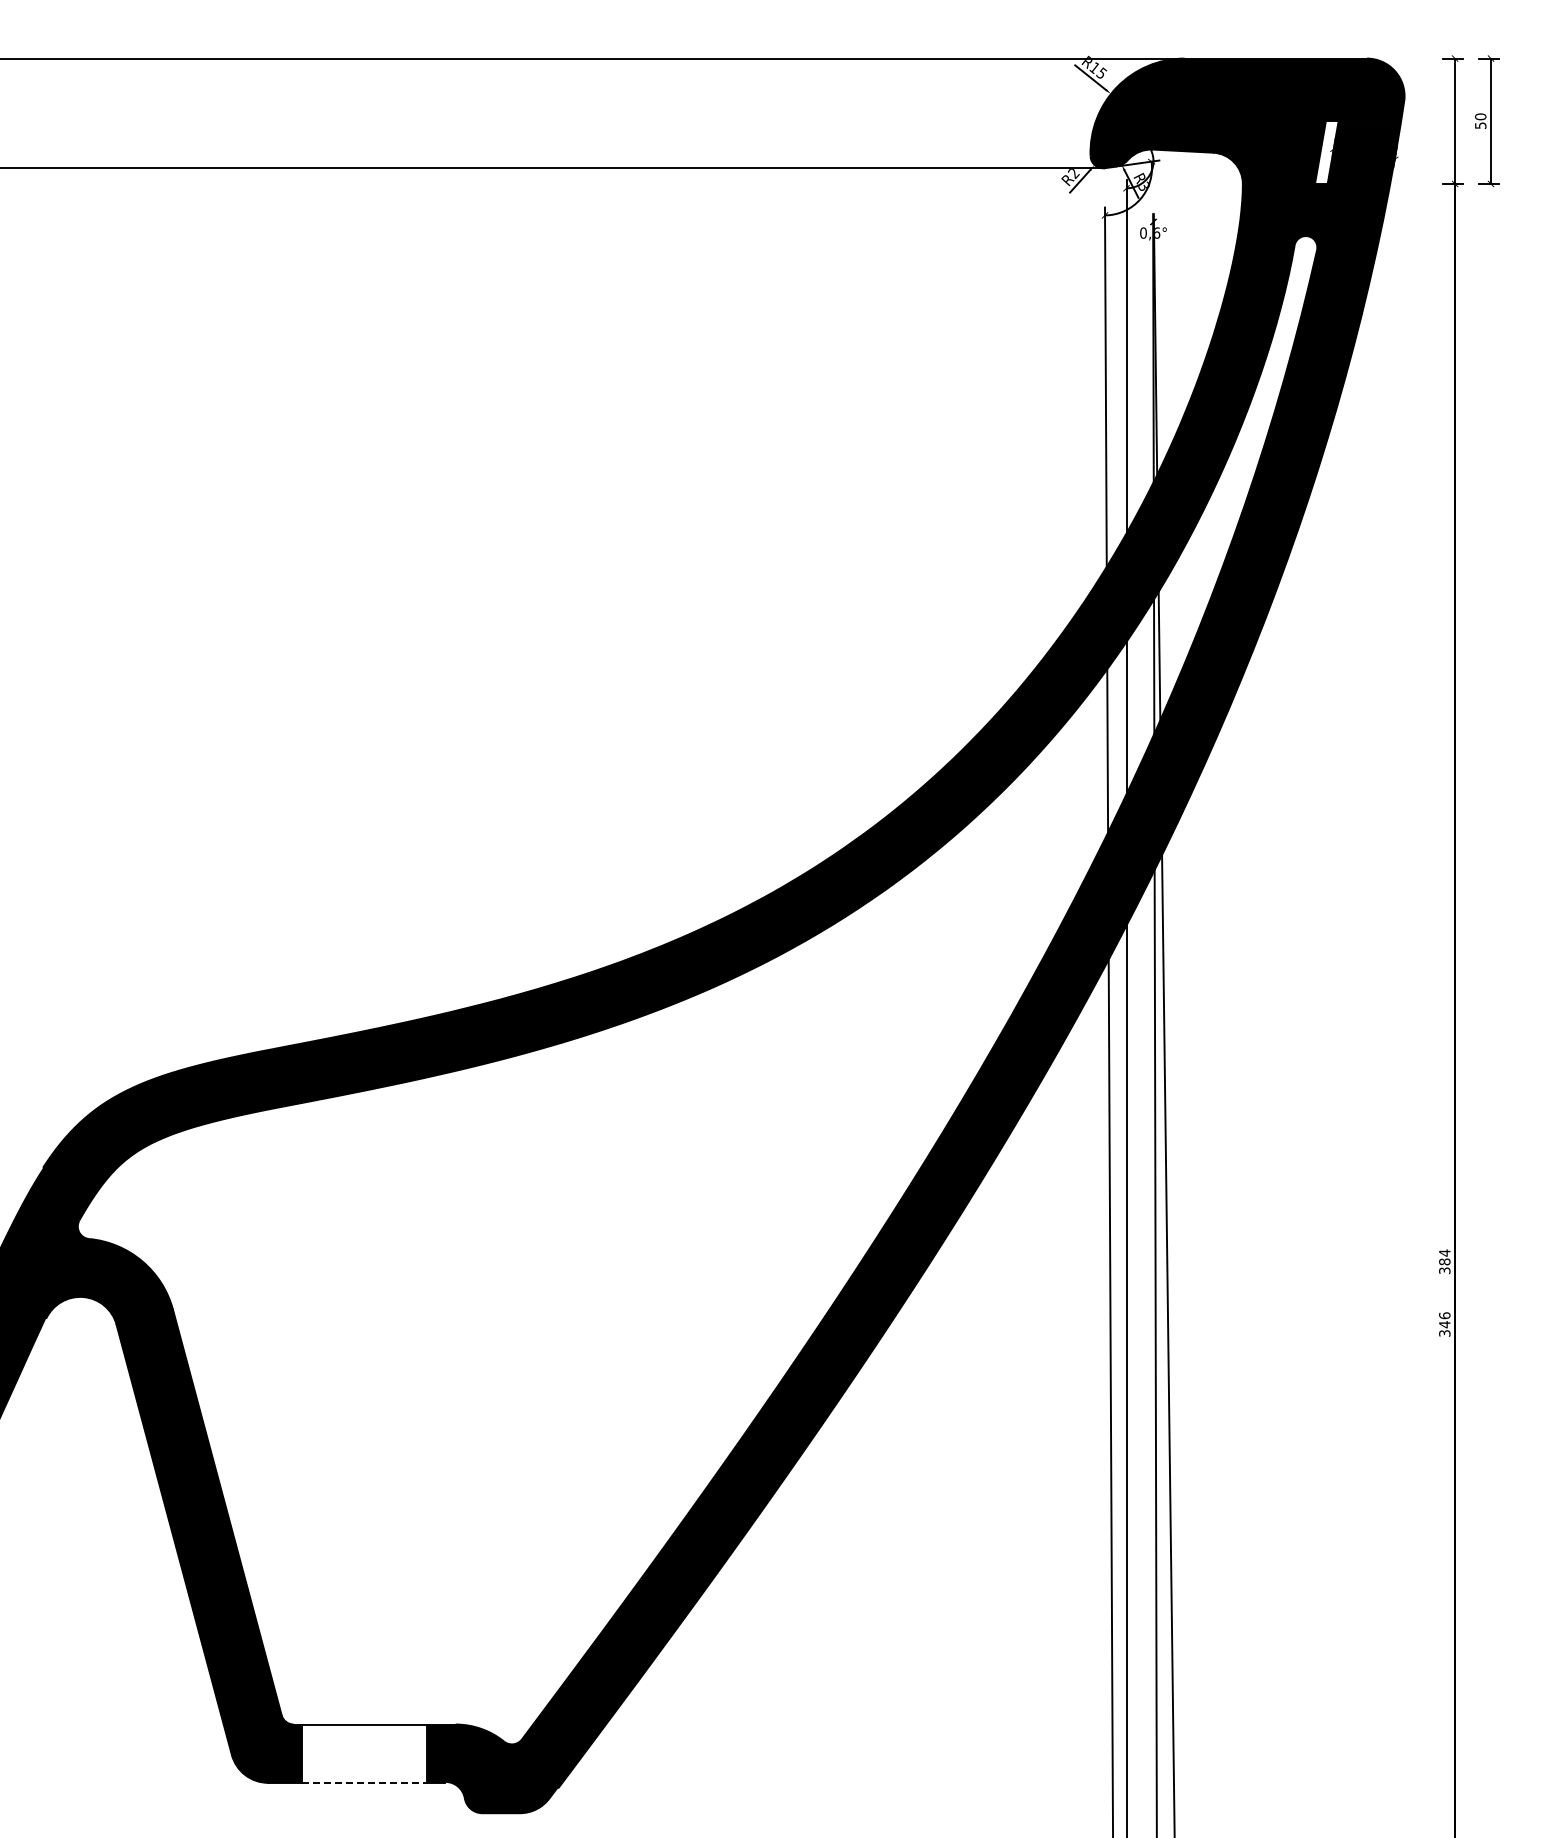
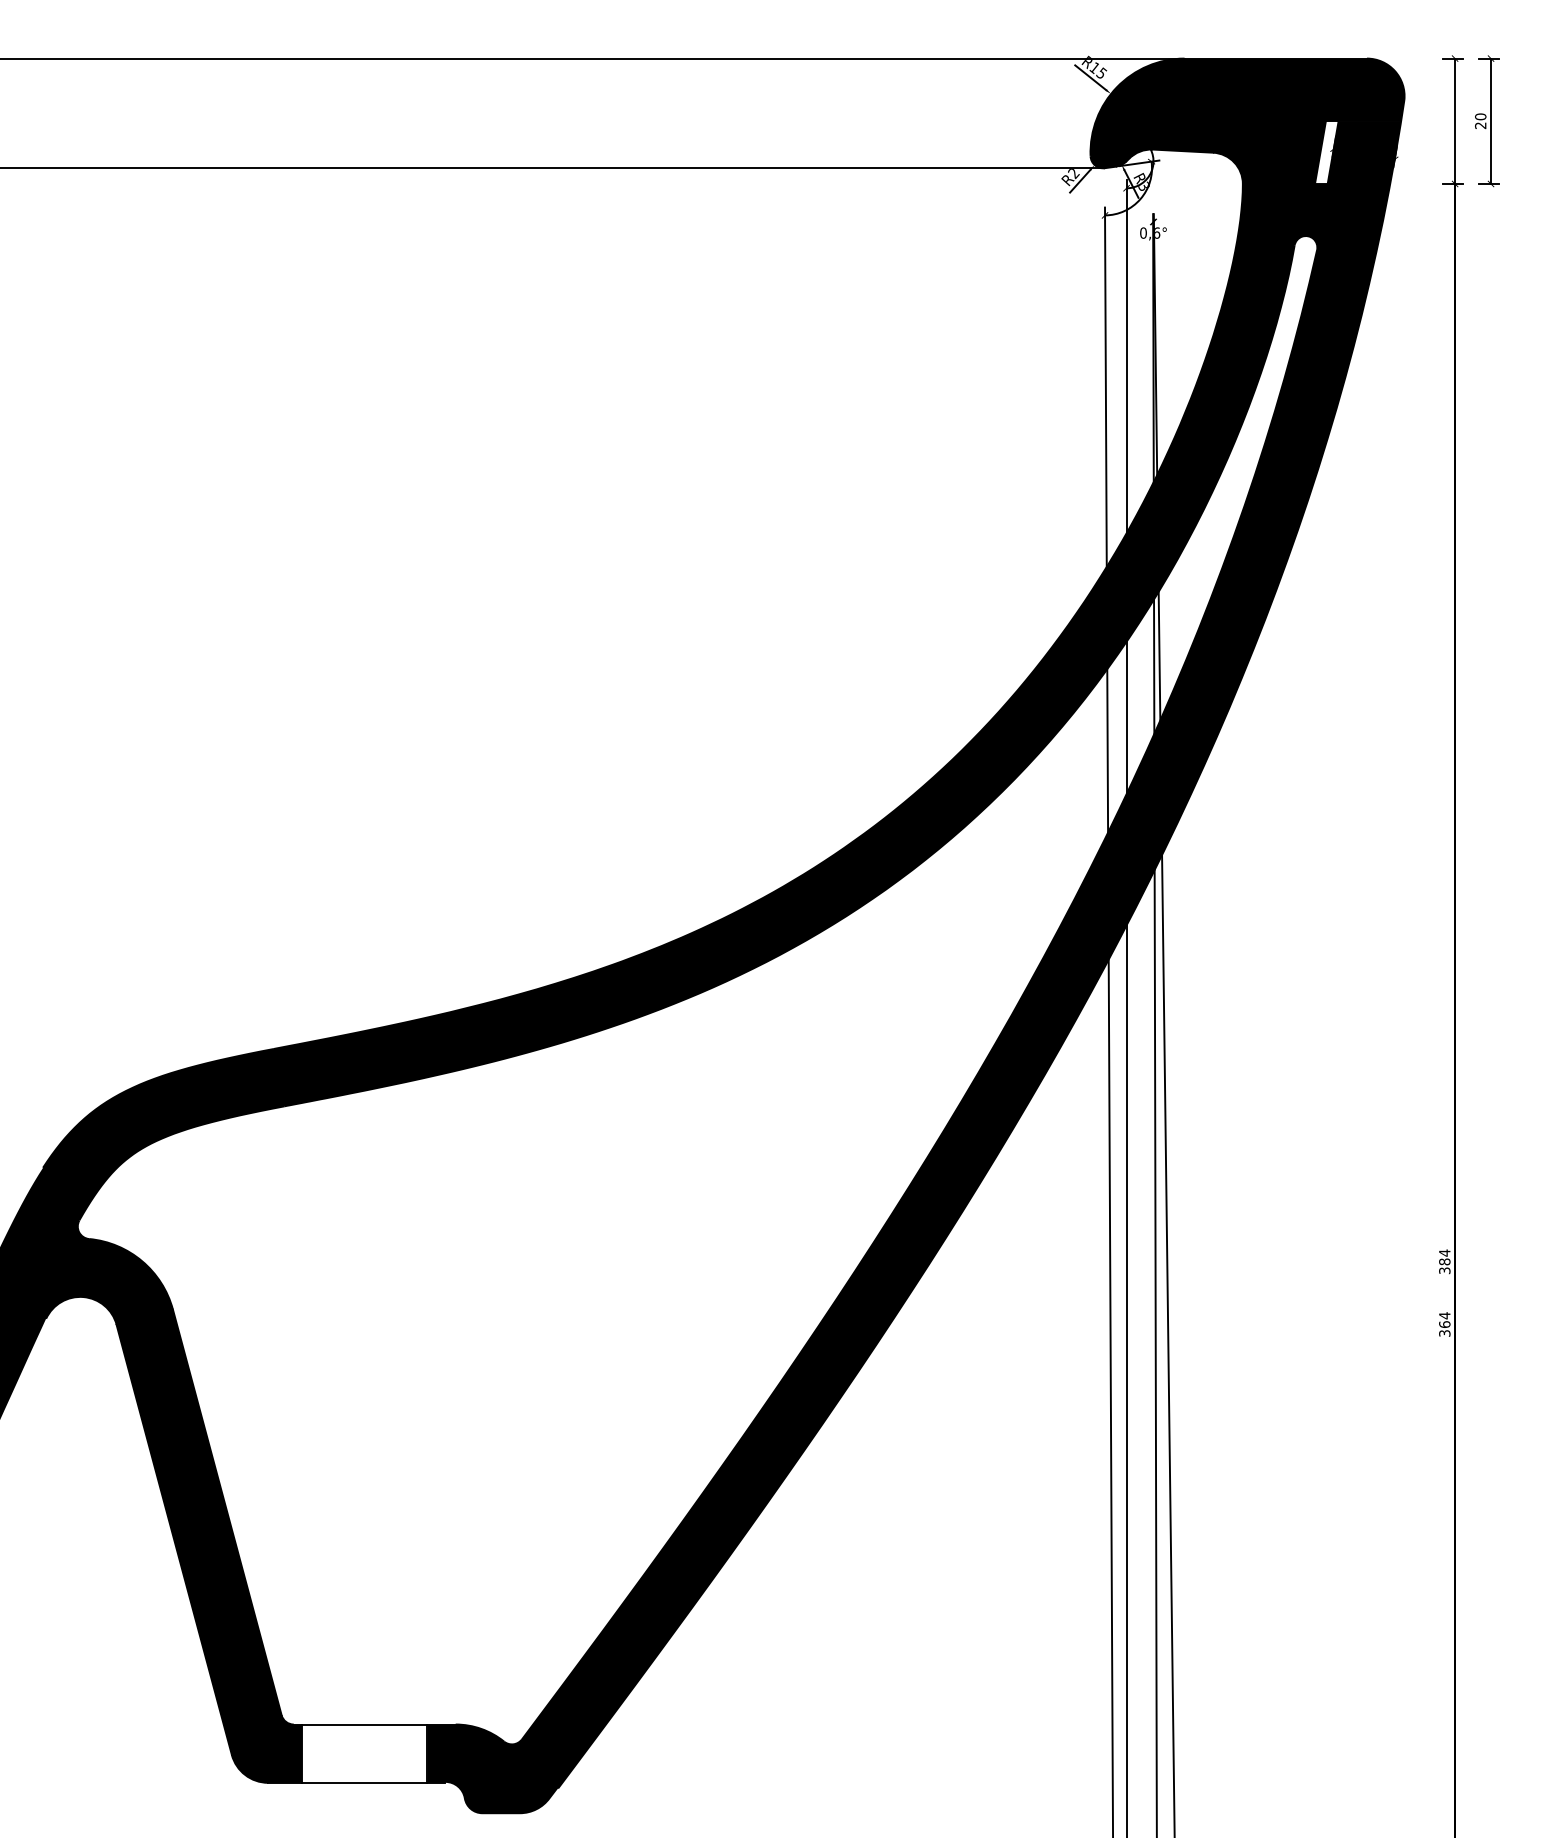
text: 50 -> 20 (1480, 125)
text: 346 -> 364 (1444, 1320)
line: dashed -> solid (364, 1782)
